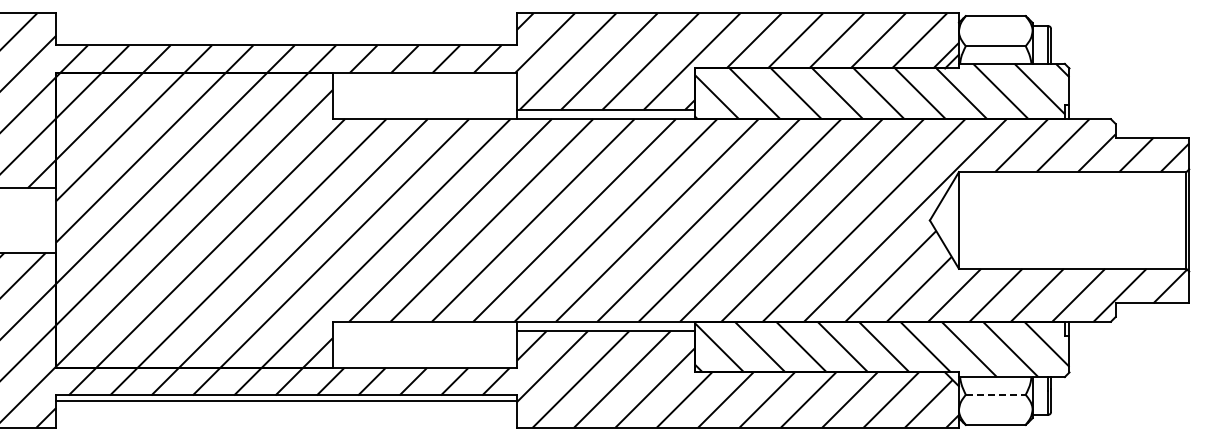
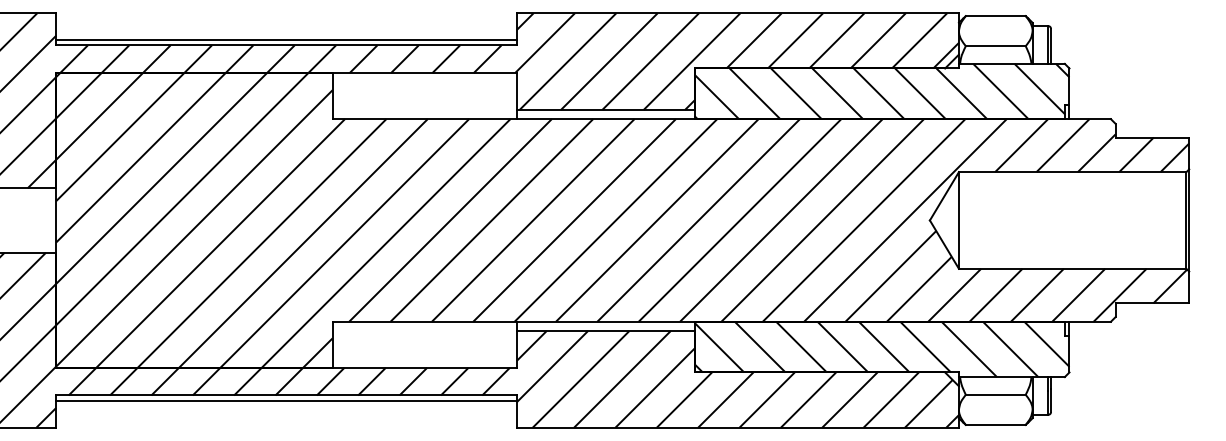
line: none -> present (286, 39)
line: dashed -> solid (995, 394)
